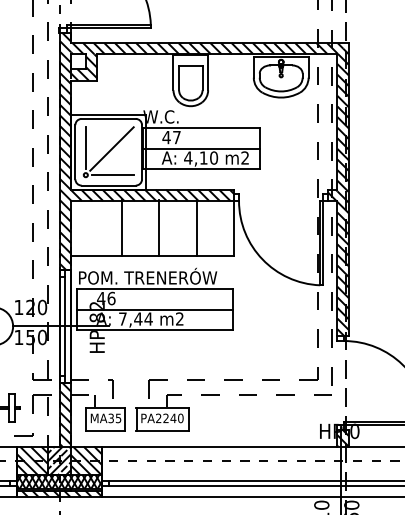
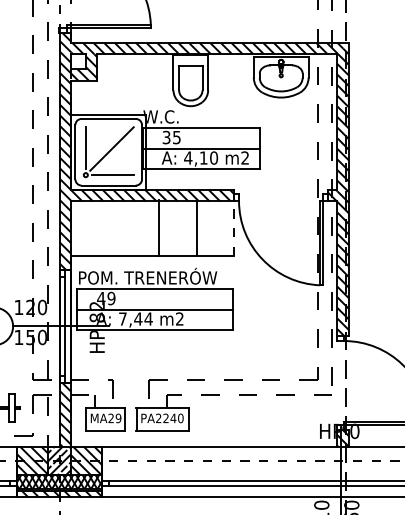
text: 47 -> 35 (171, 137)
line: present -> none (121, 227)
line: solid -> dashed (234, 227)
text: 46 -> 49 (111, 298)
text: MA35 -> MA29 (114, 418)
